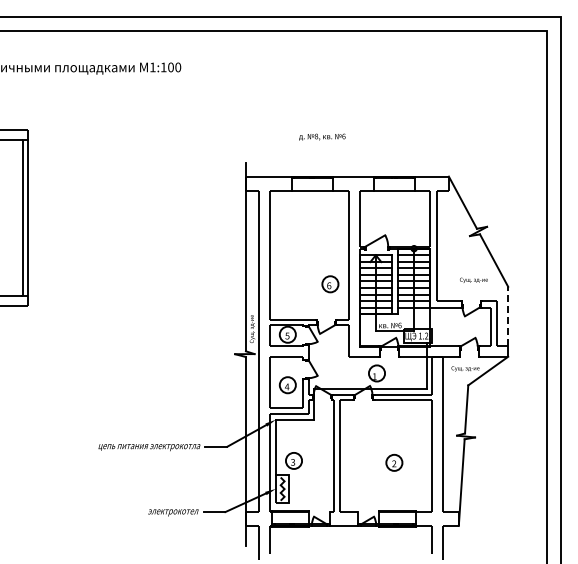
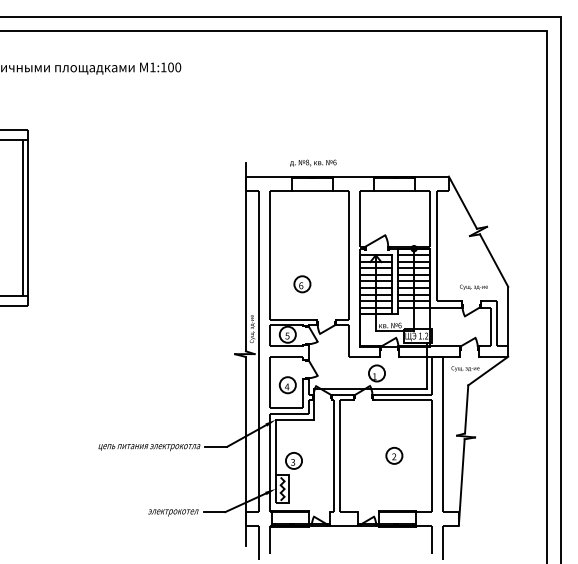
text position: (322, 136) -> (313, 162) (313, 162)
text position: (473, 279) -> (473, 286) (473, 286)
part position: (330, 284) -> (302, 284) (302, 284)
line: dashed -> solid (508, 316)
part position: (394, 462) -> (394, 455) (394, 455)
